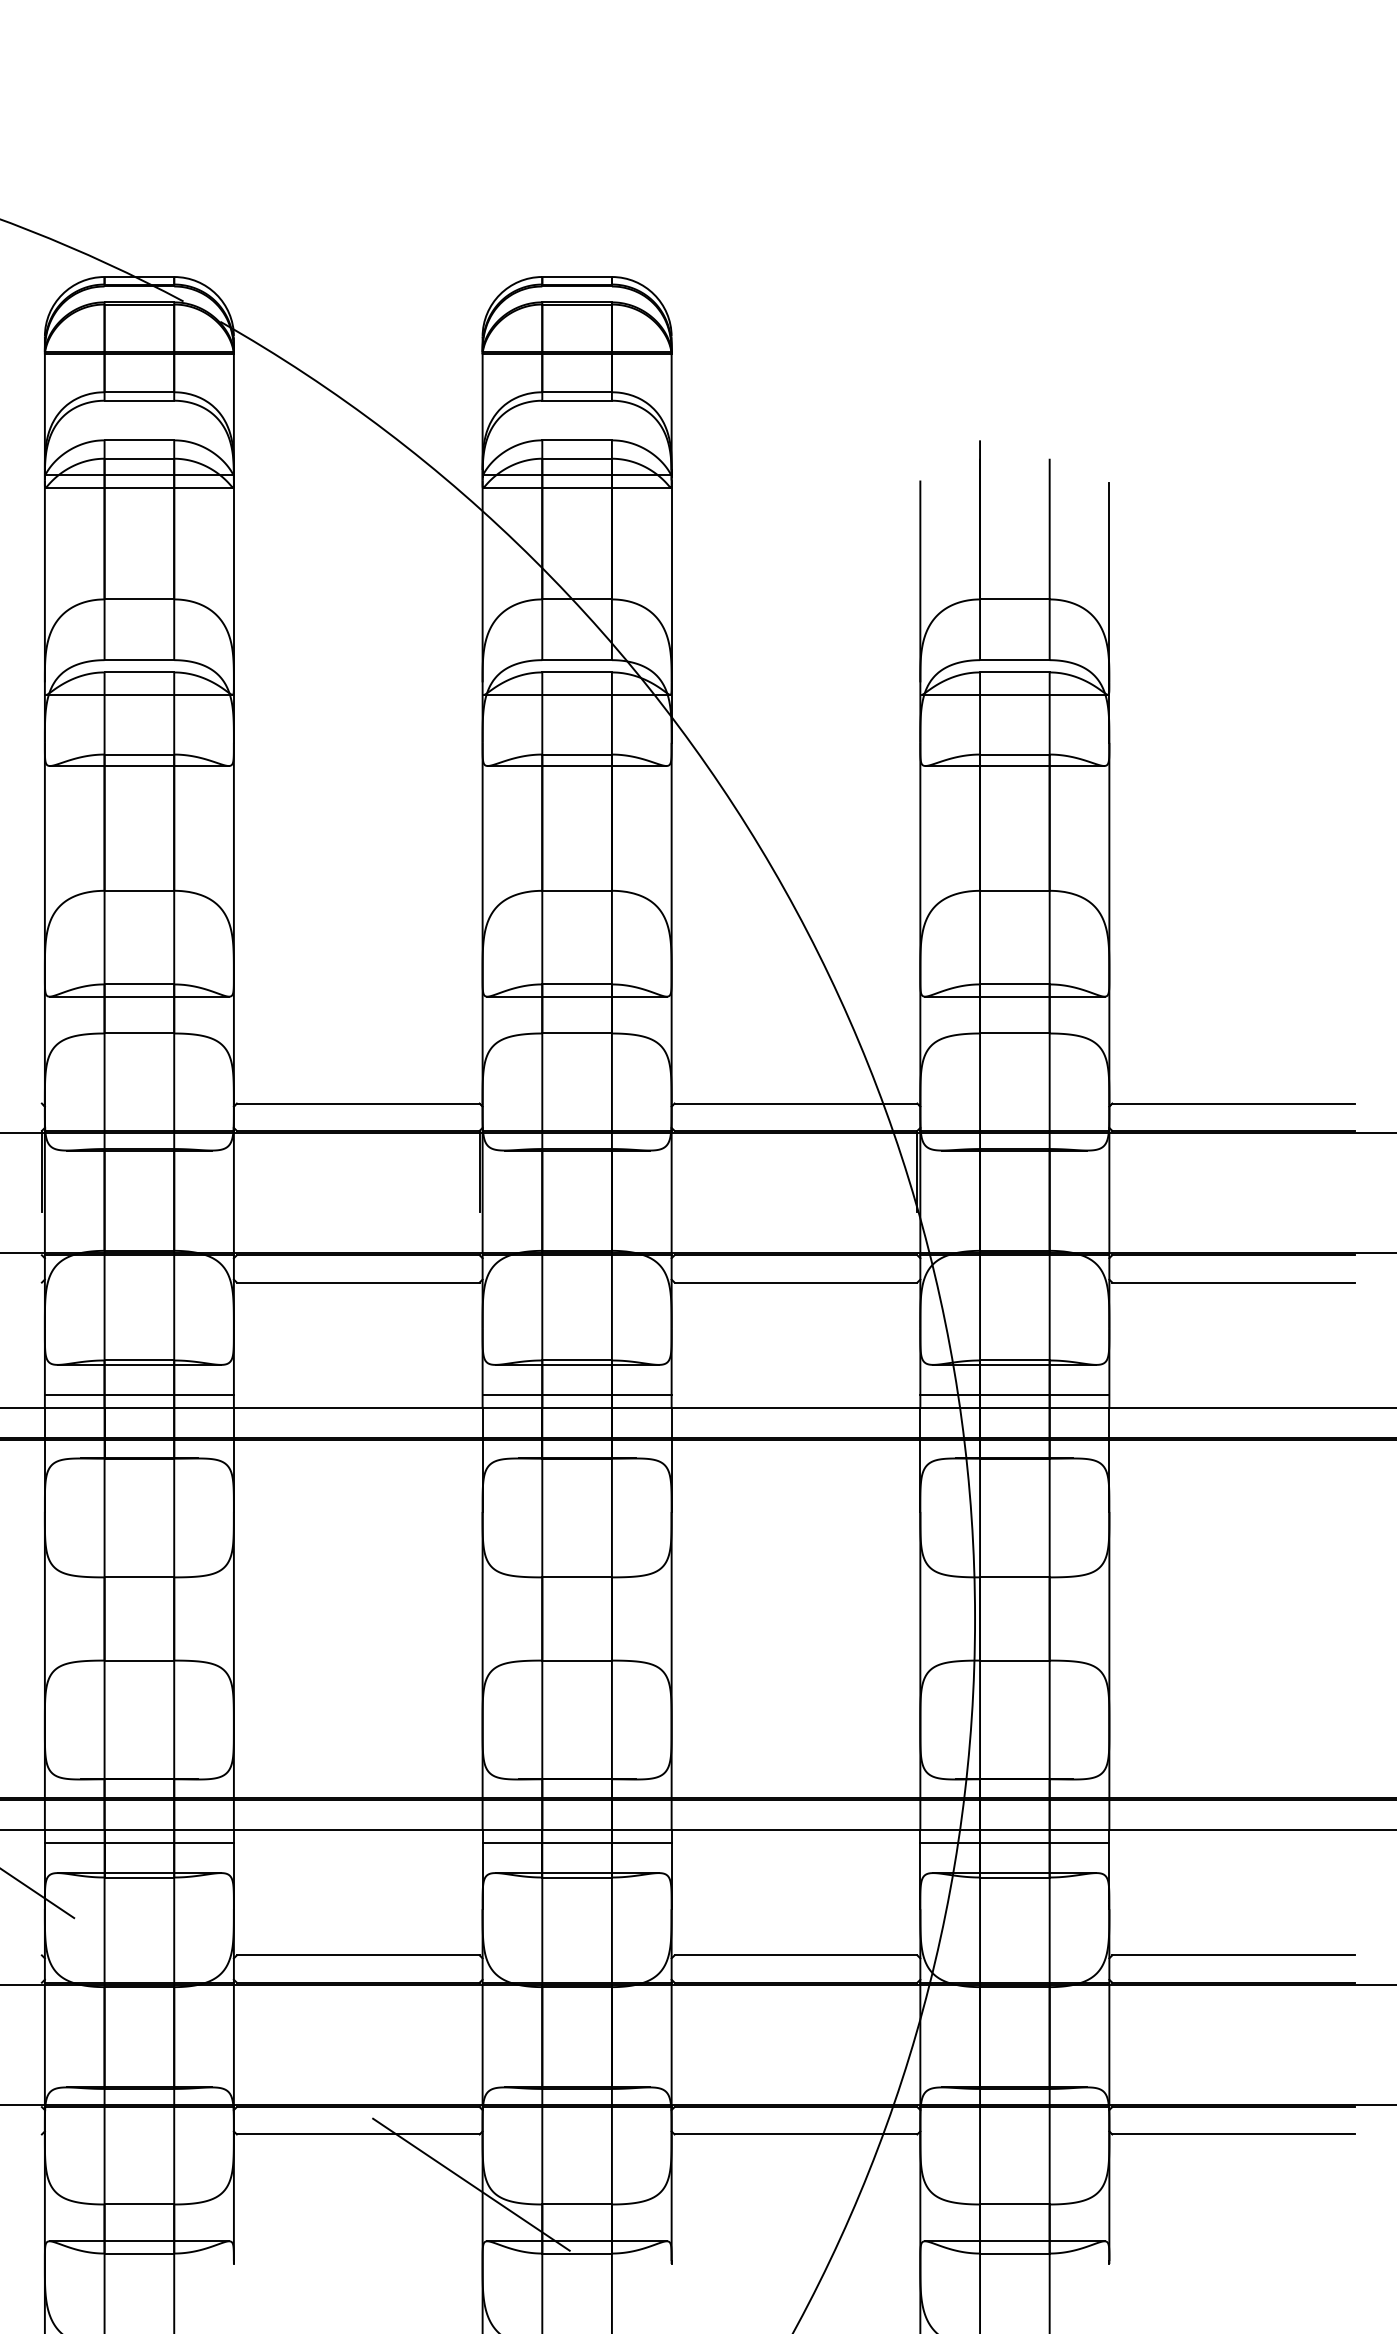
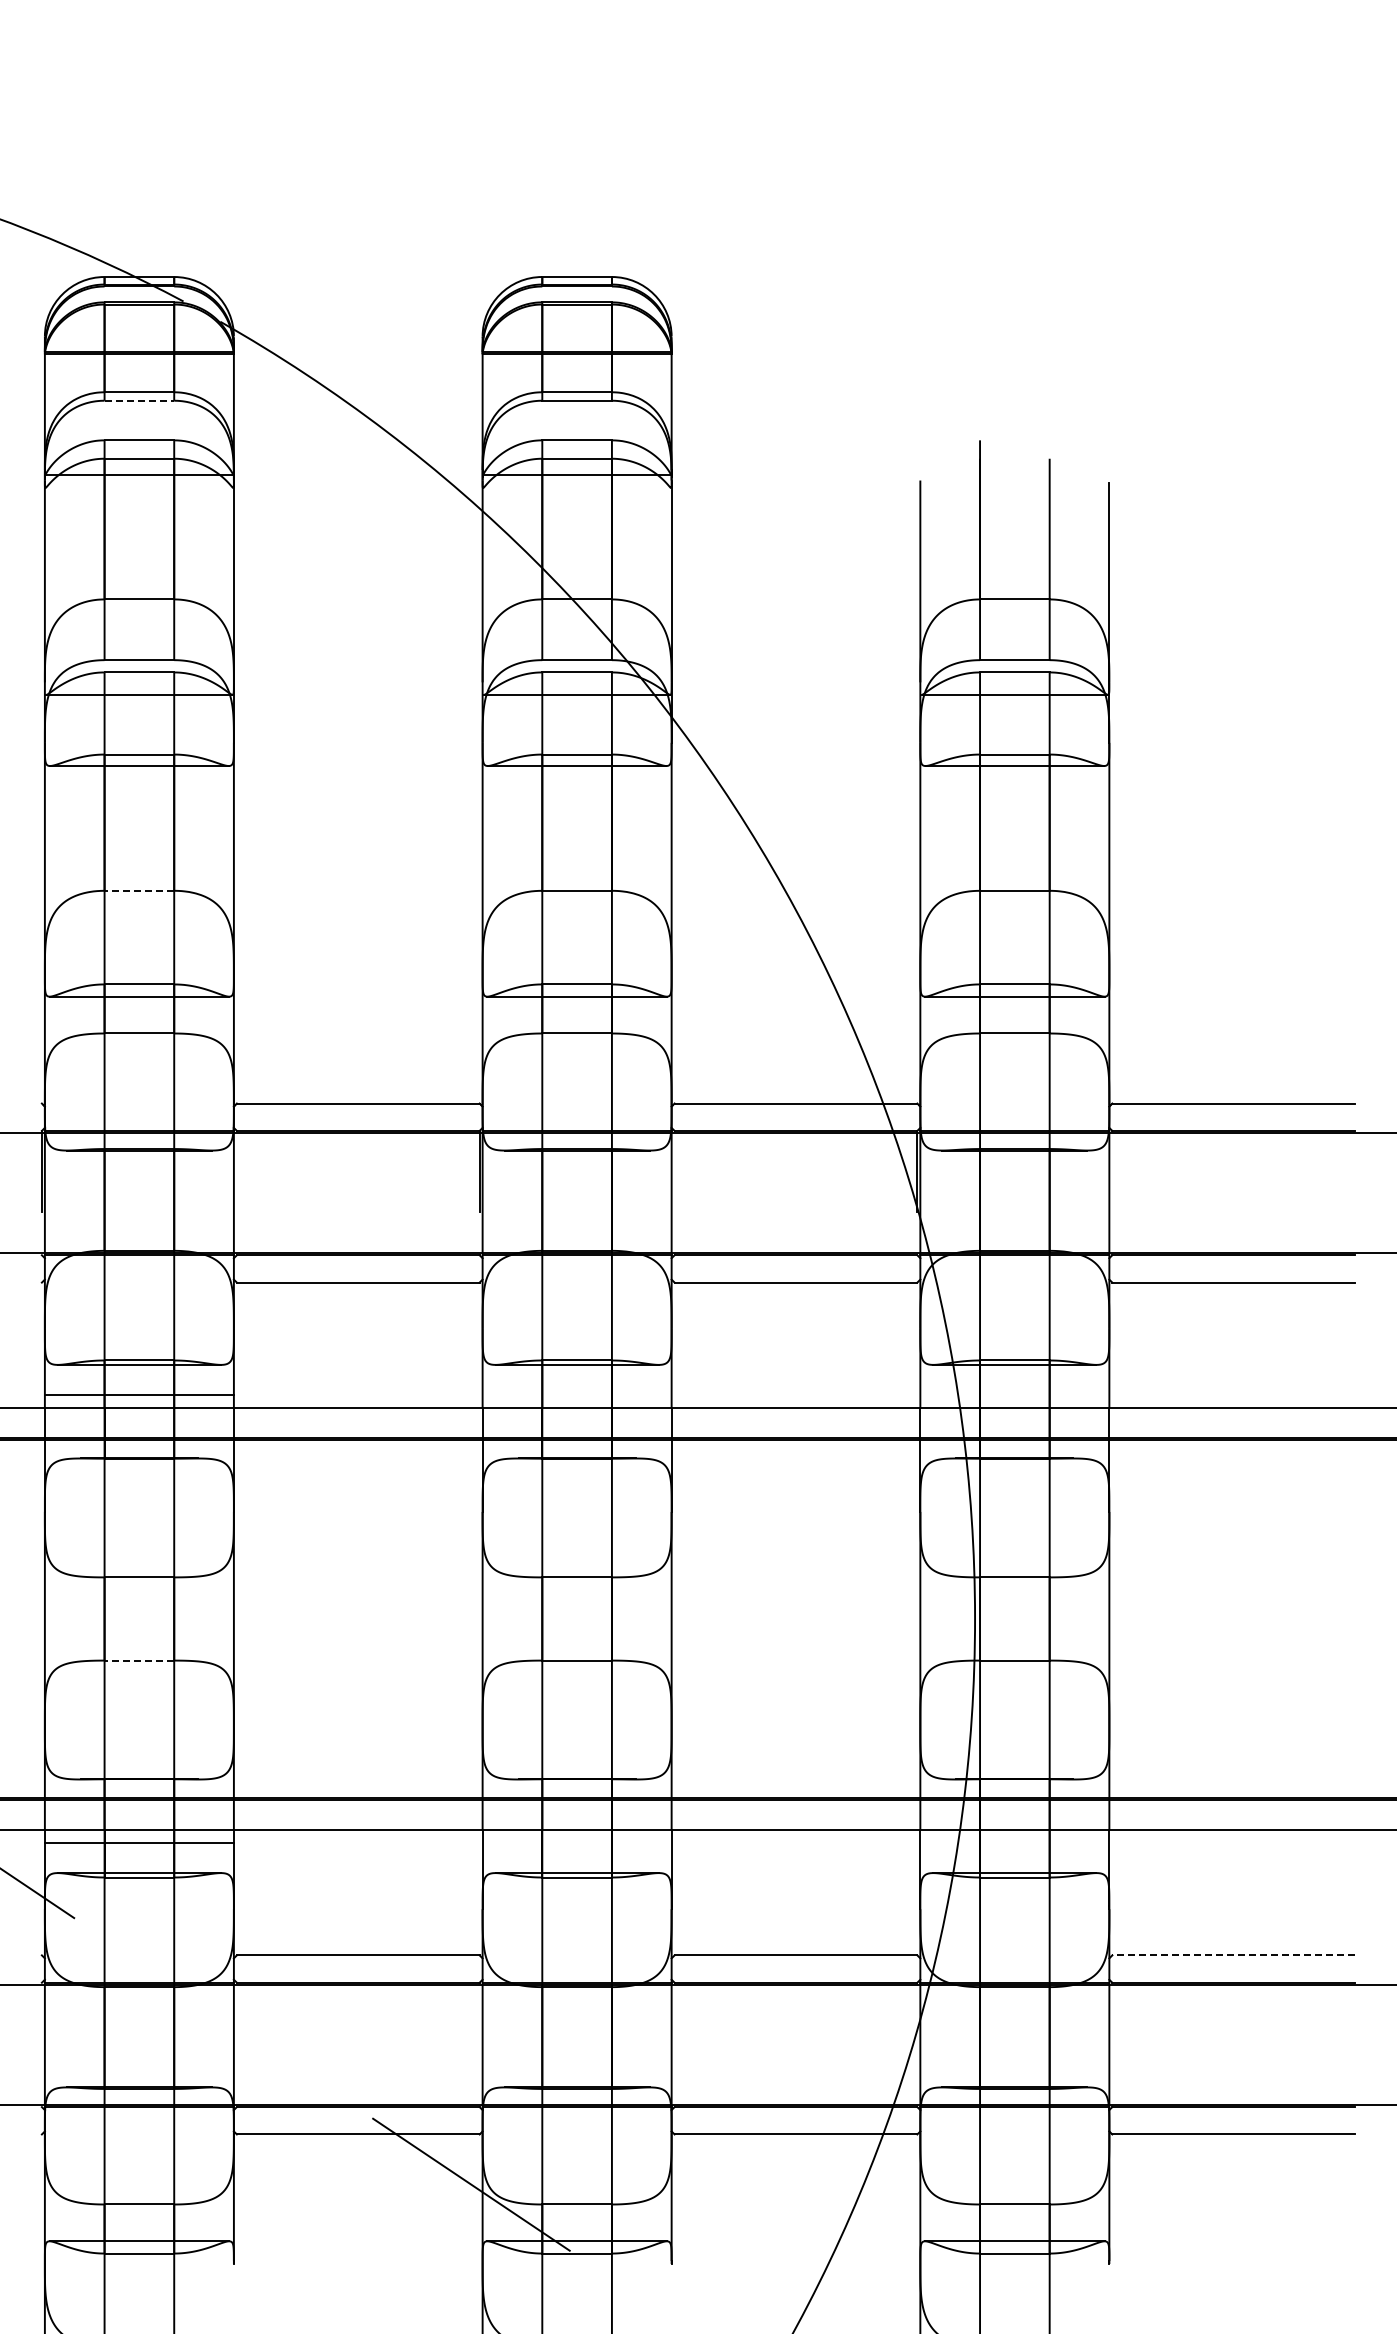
line: solid -> dashed (139, 400)
line: present -> none (139, 488)
line: present -> none (577, 488)
line: solid -> dashed (139, 890)
line: present -> none (576, 1395)
line: present -> none (1014, 1395)
line: solid -> dashed (139, 1660)
line: present -> none (576, 1842)
line: present -> none (1014, 1842)
line: solid -> dashed (1233, 1955)
